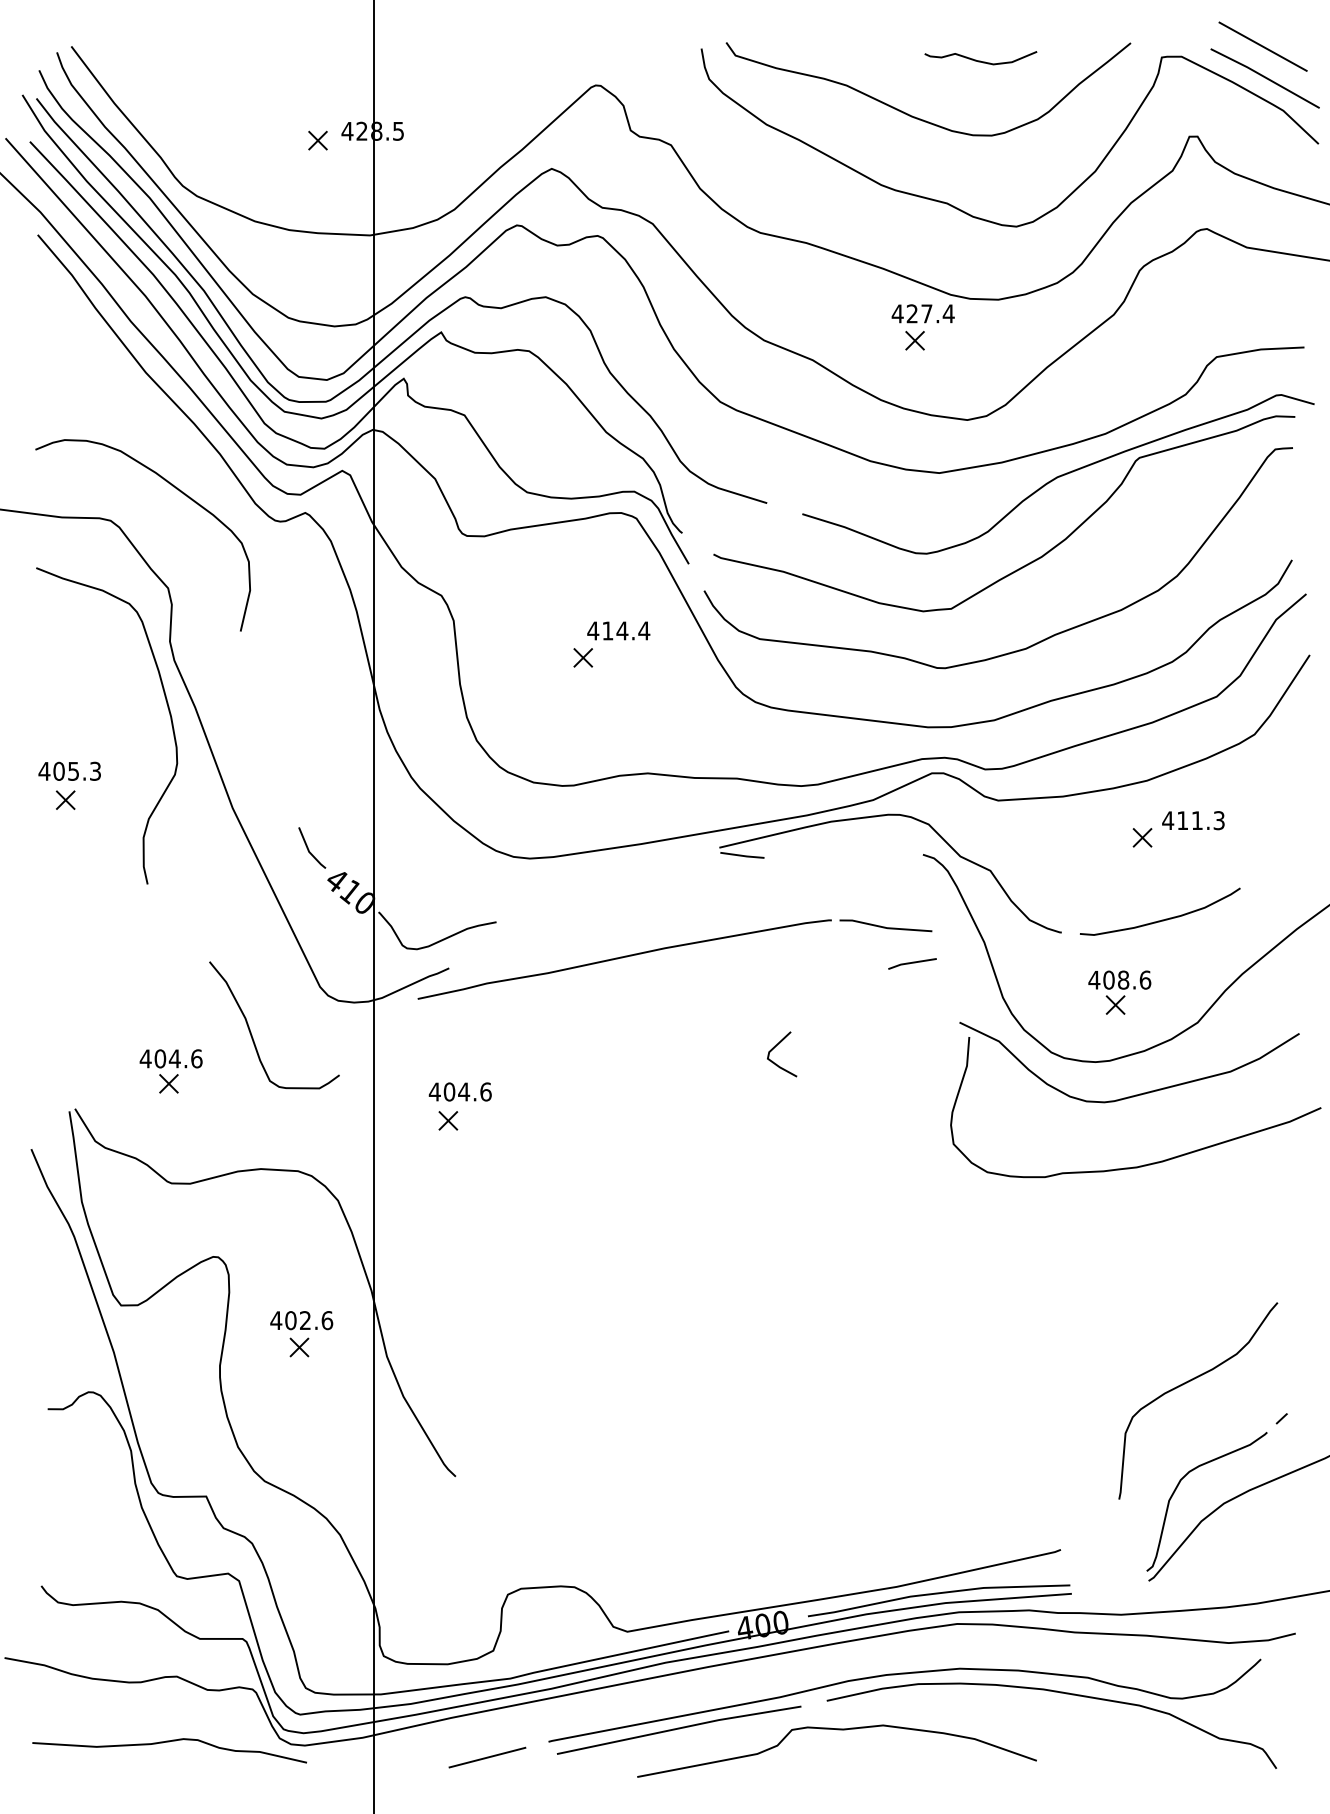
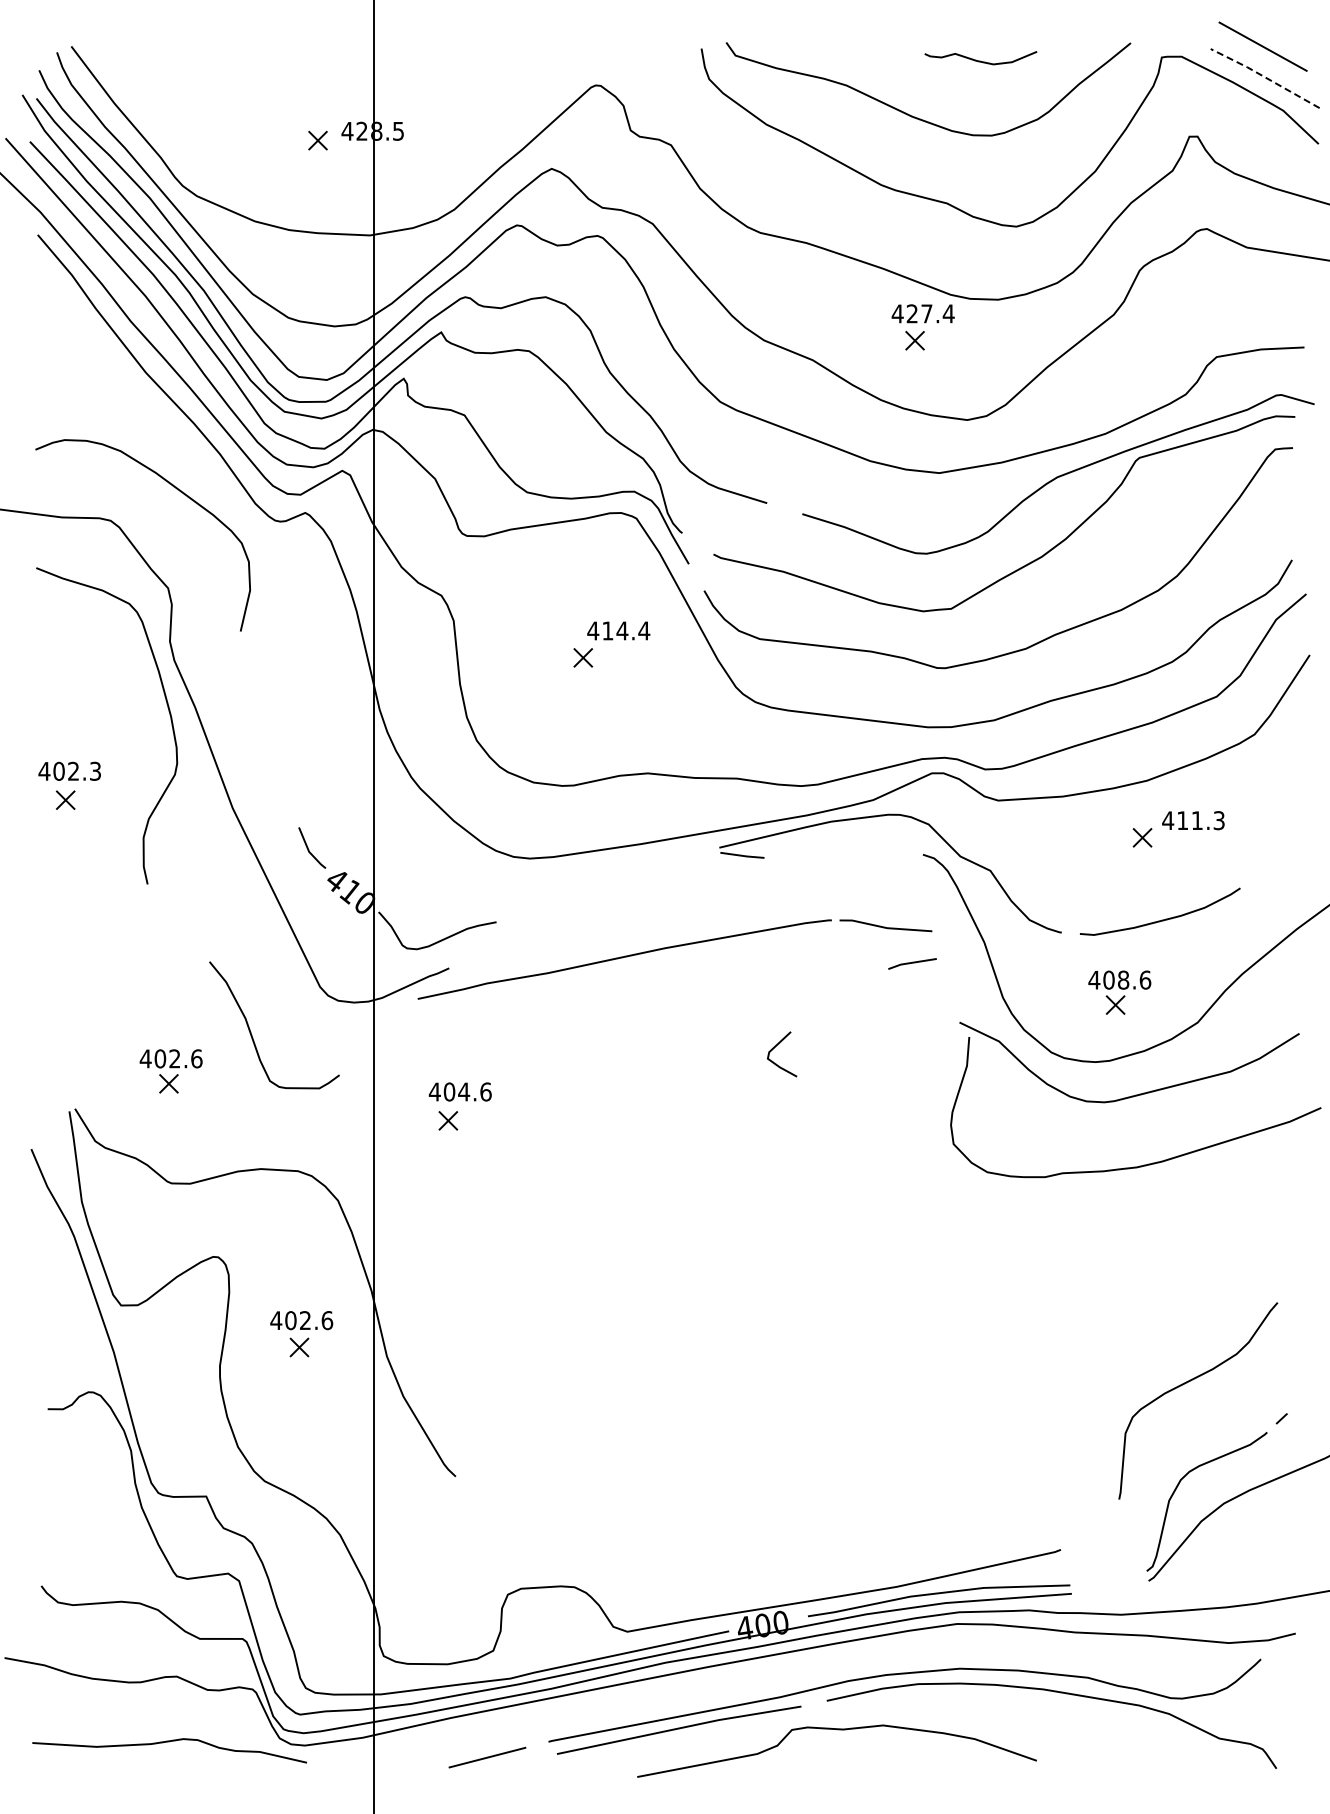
line: solid -> dashed (1265, 77)
text: 405.3 -> 402.3 (73, 770)
text: 404.6 -> 402.6 (174, 1058)
